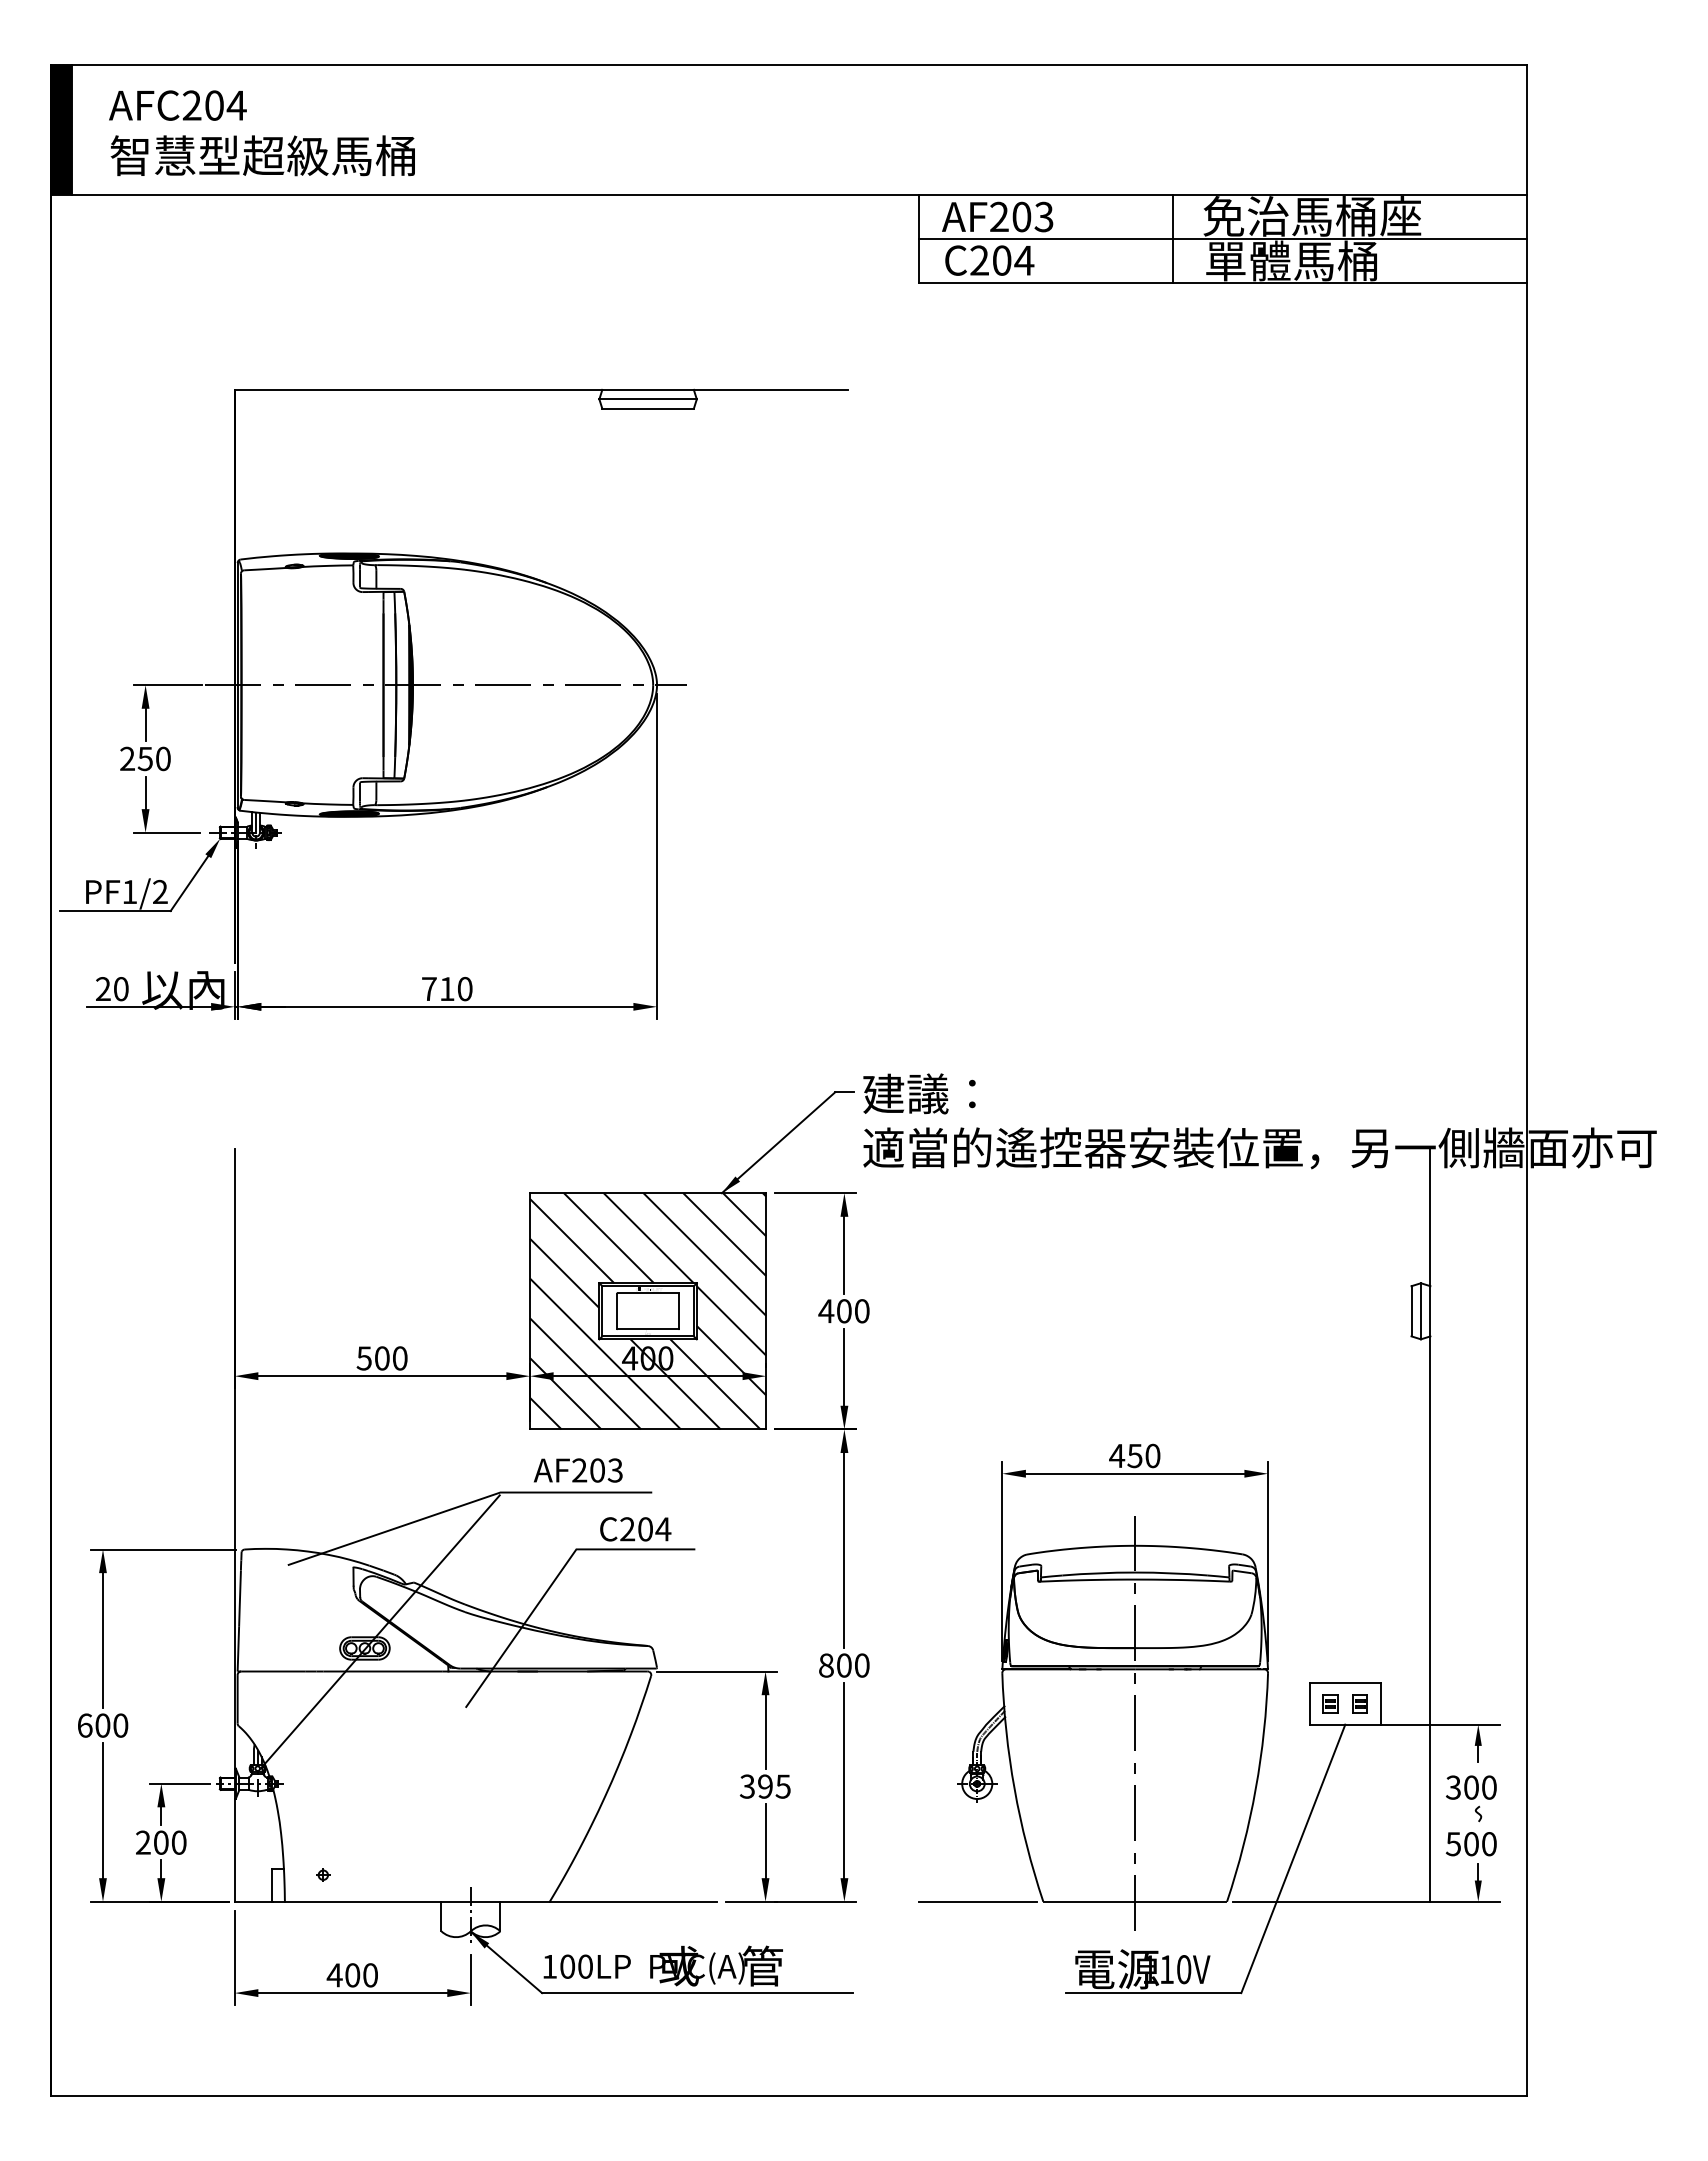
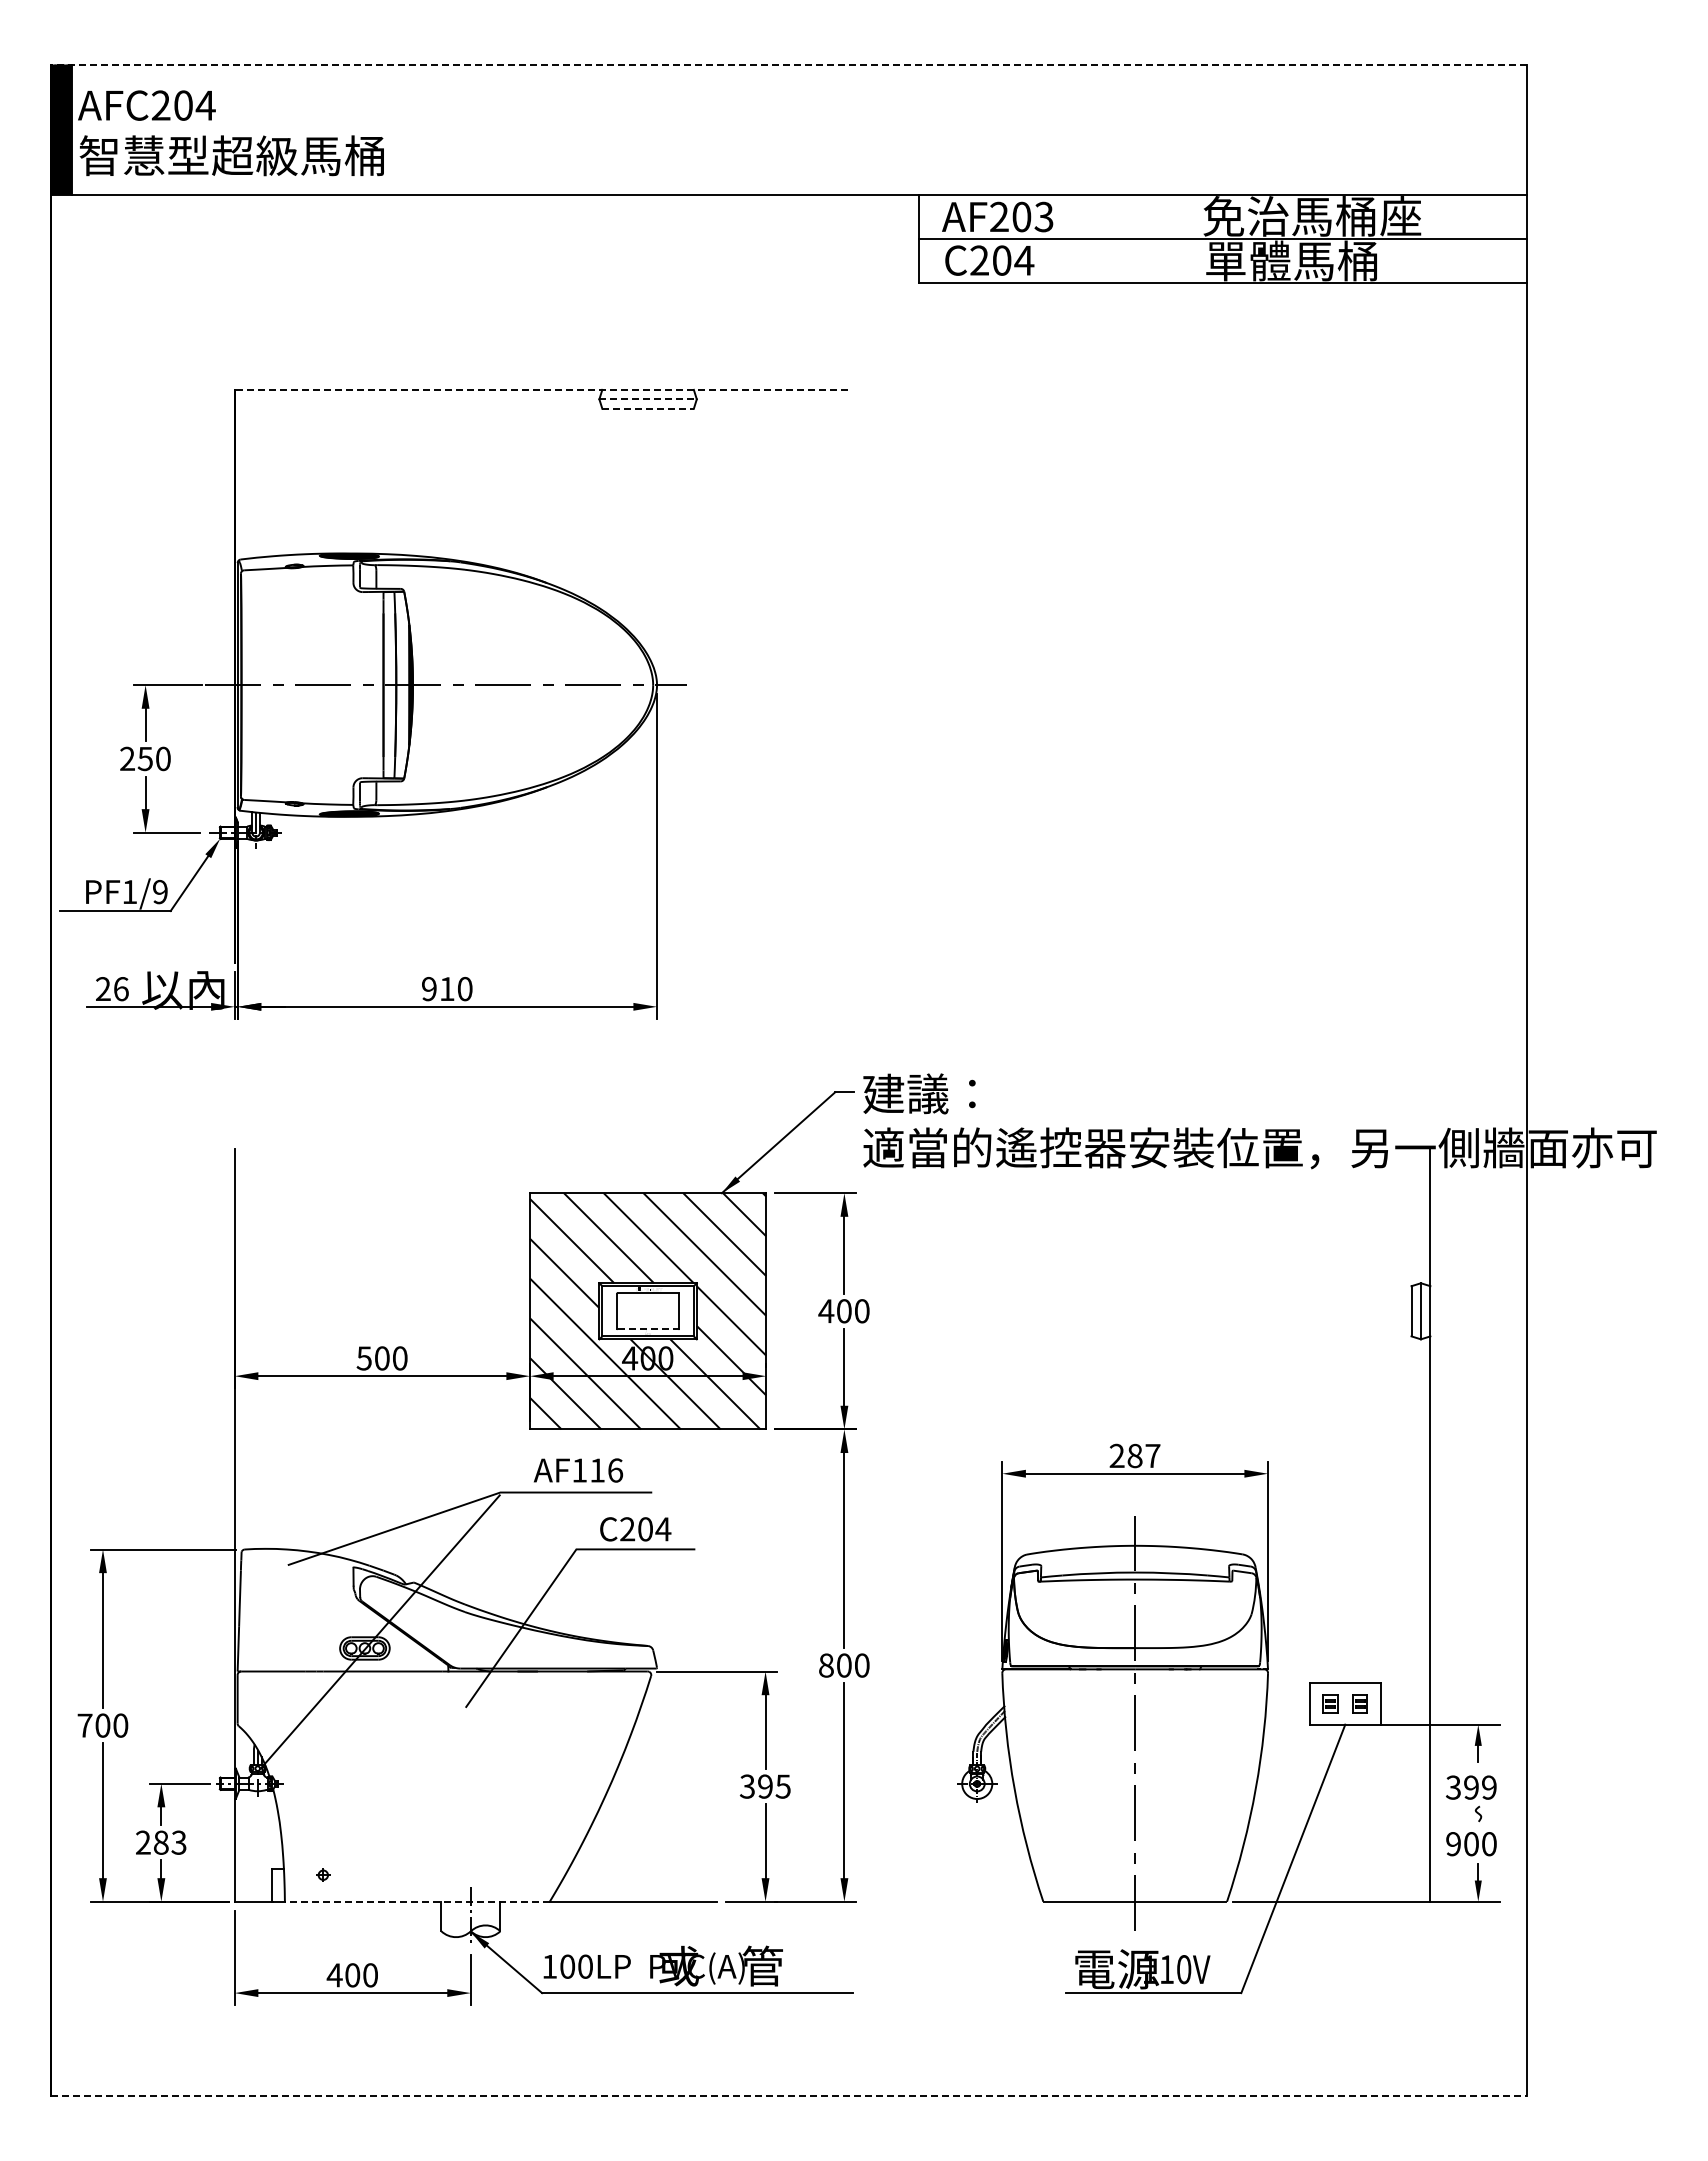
line: solid -> dashed (788, 64)
text position: (261, 133) -> (230, 133) (230, 133)
line: present -> none (1173, 238)
line: solid -> dashed (541, 389)
line: solid -> dashed (648, 399)
line: solid -> dashed (648, 408)
text: PF1/2 -> PF1/9 (160, 892)
text: 710 -> 910 (429, 988)
text: 20 -> 26 (121, 989)
line: solid -> dashed (648, 1329)
text: 450 -> 287 (1134, 1455)
text: AF203 -> AF116 (597, 1470)
text: 600 -> 700 (84, 1725)
text: 300 -> 399 (1480, 1787)
text: 200 -> 283 (170, 1842)
text: 500 -> 900 (1452, 1844)
line: solid -> dashed (416, 1901)
line: present -> none (977, 1901)
line: solid -> dashed (789, 2096)
